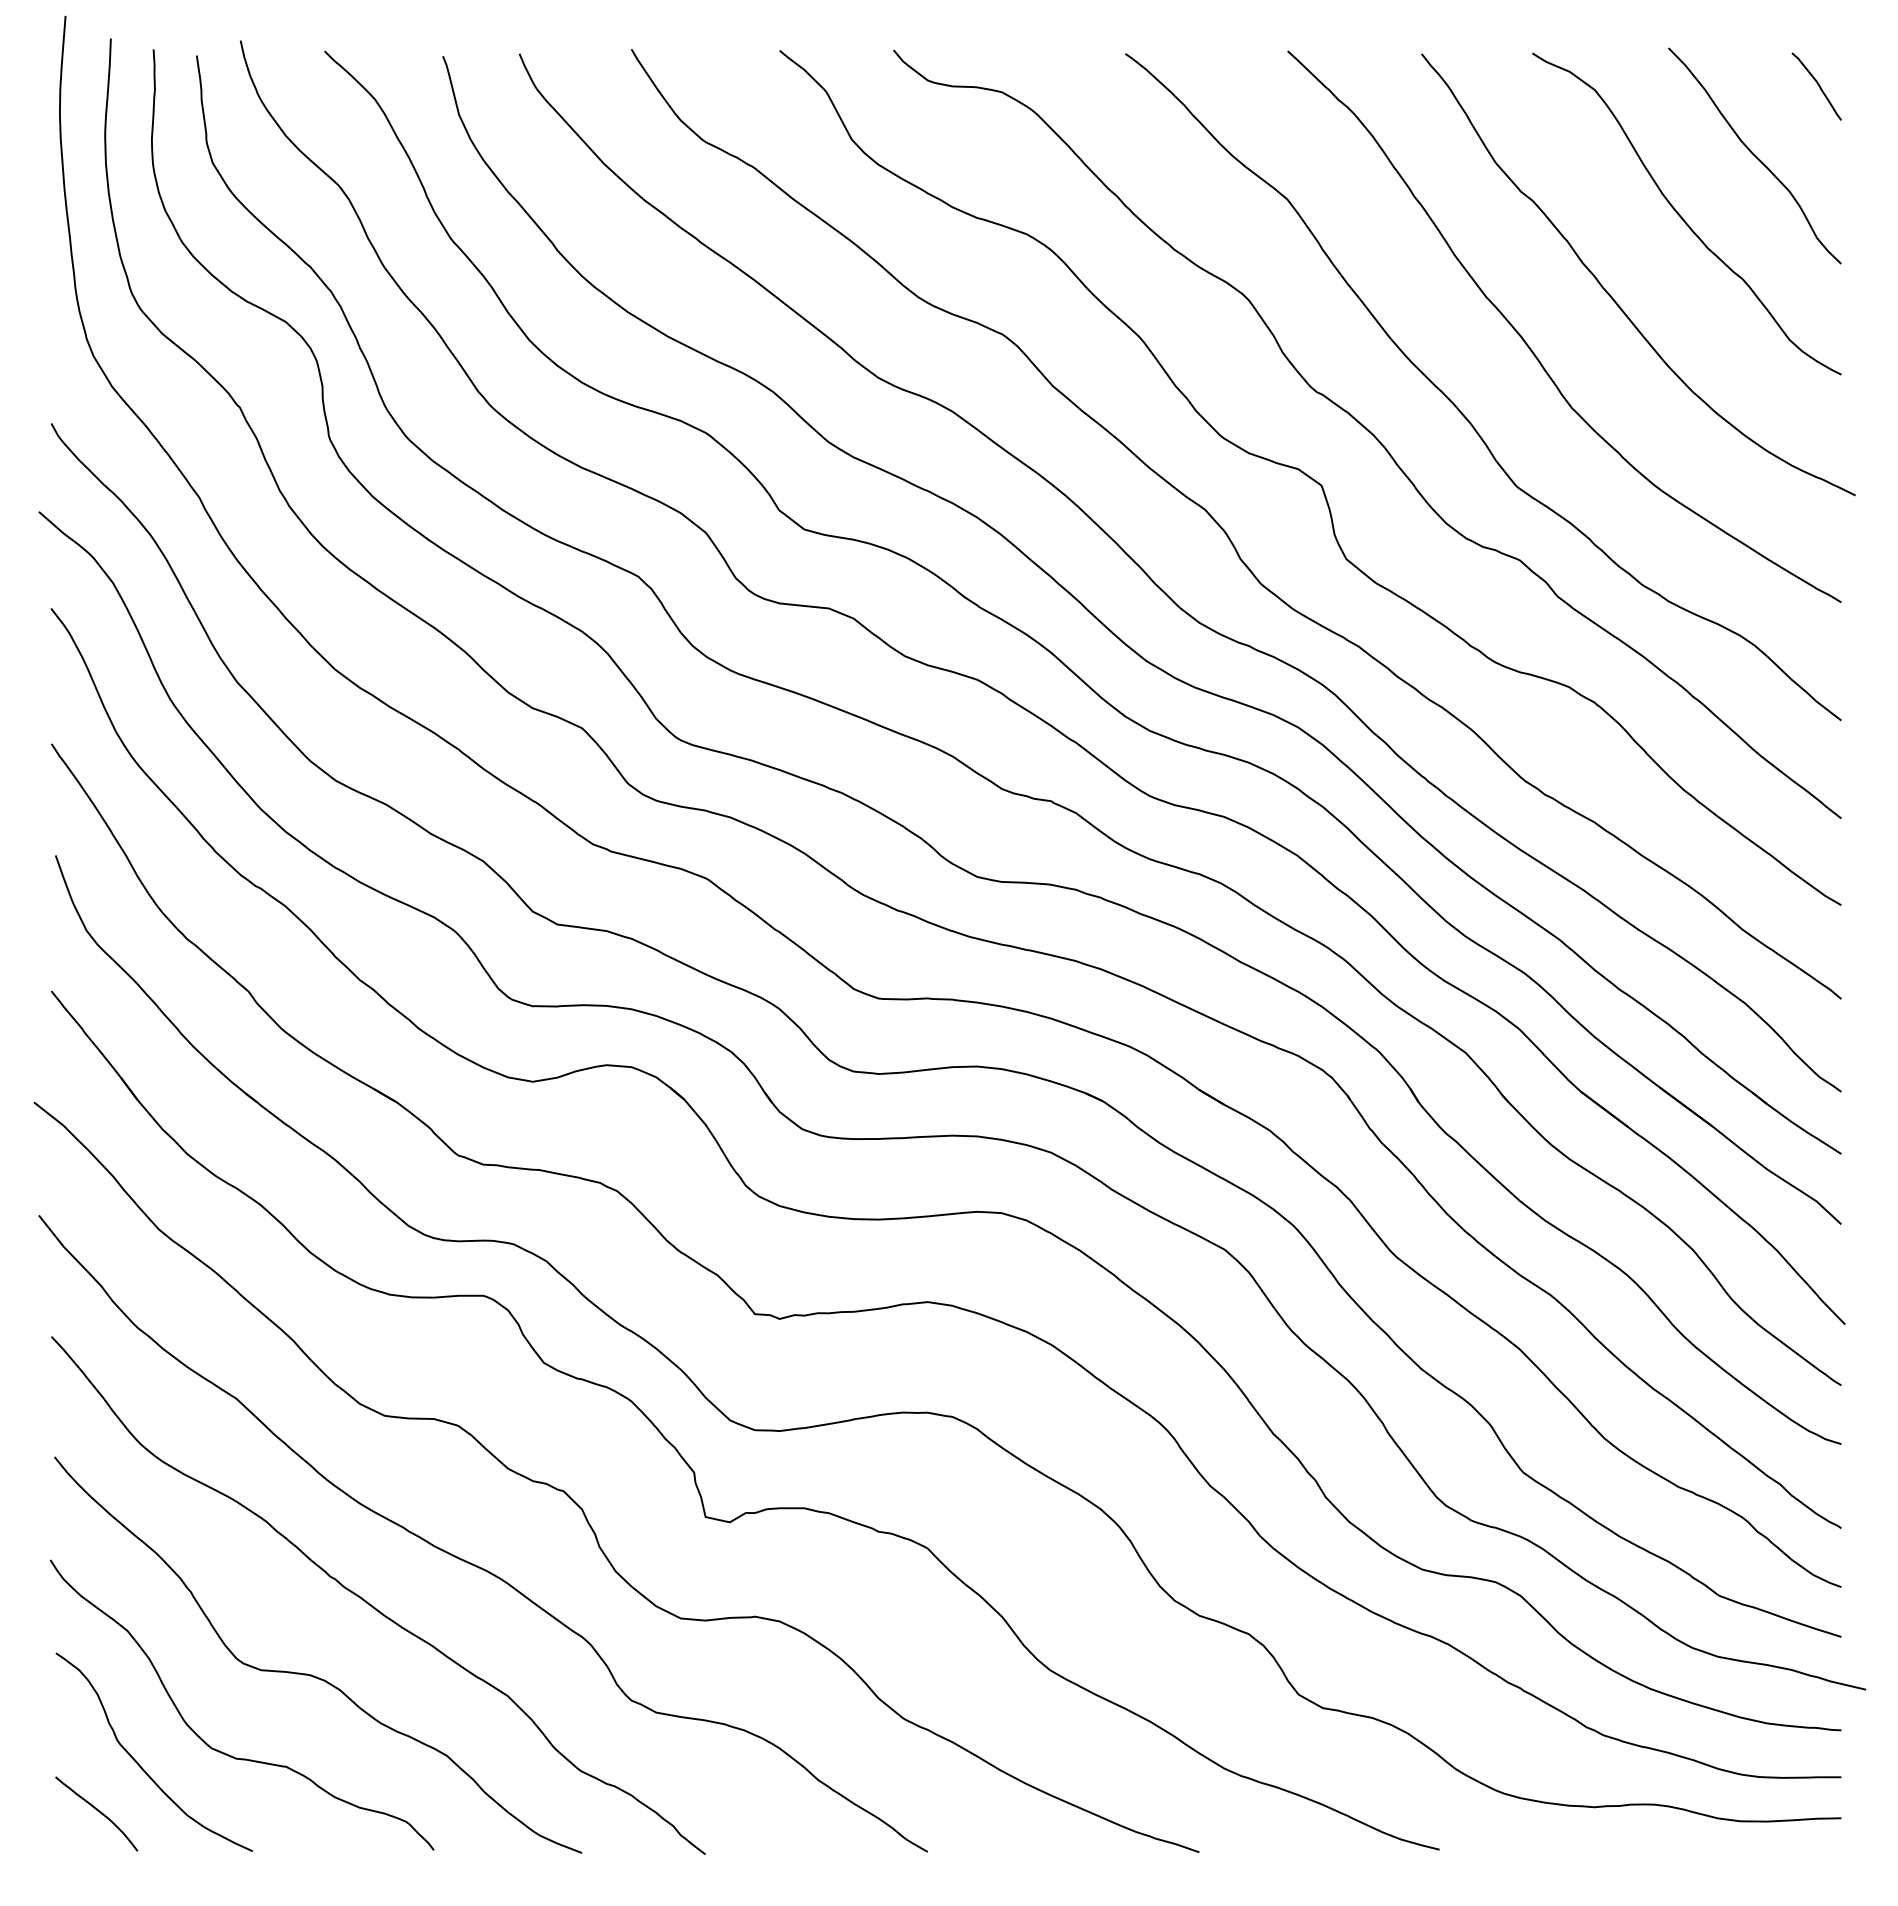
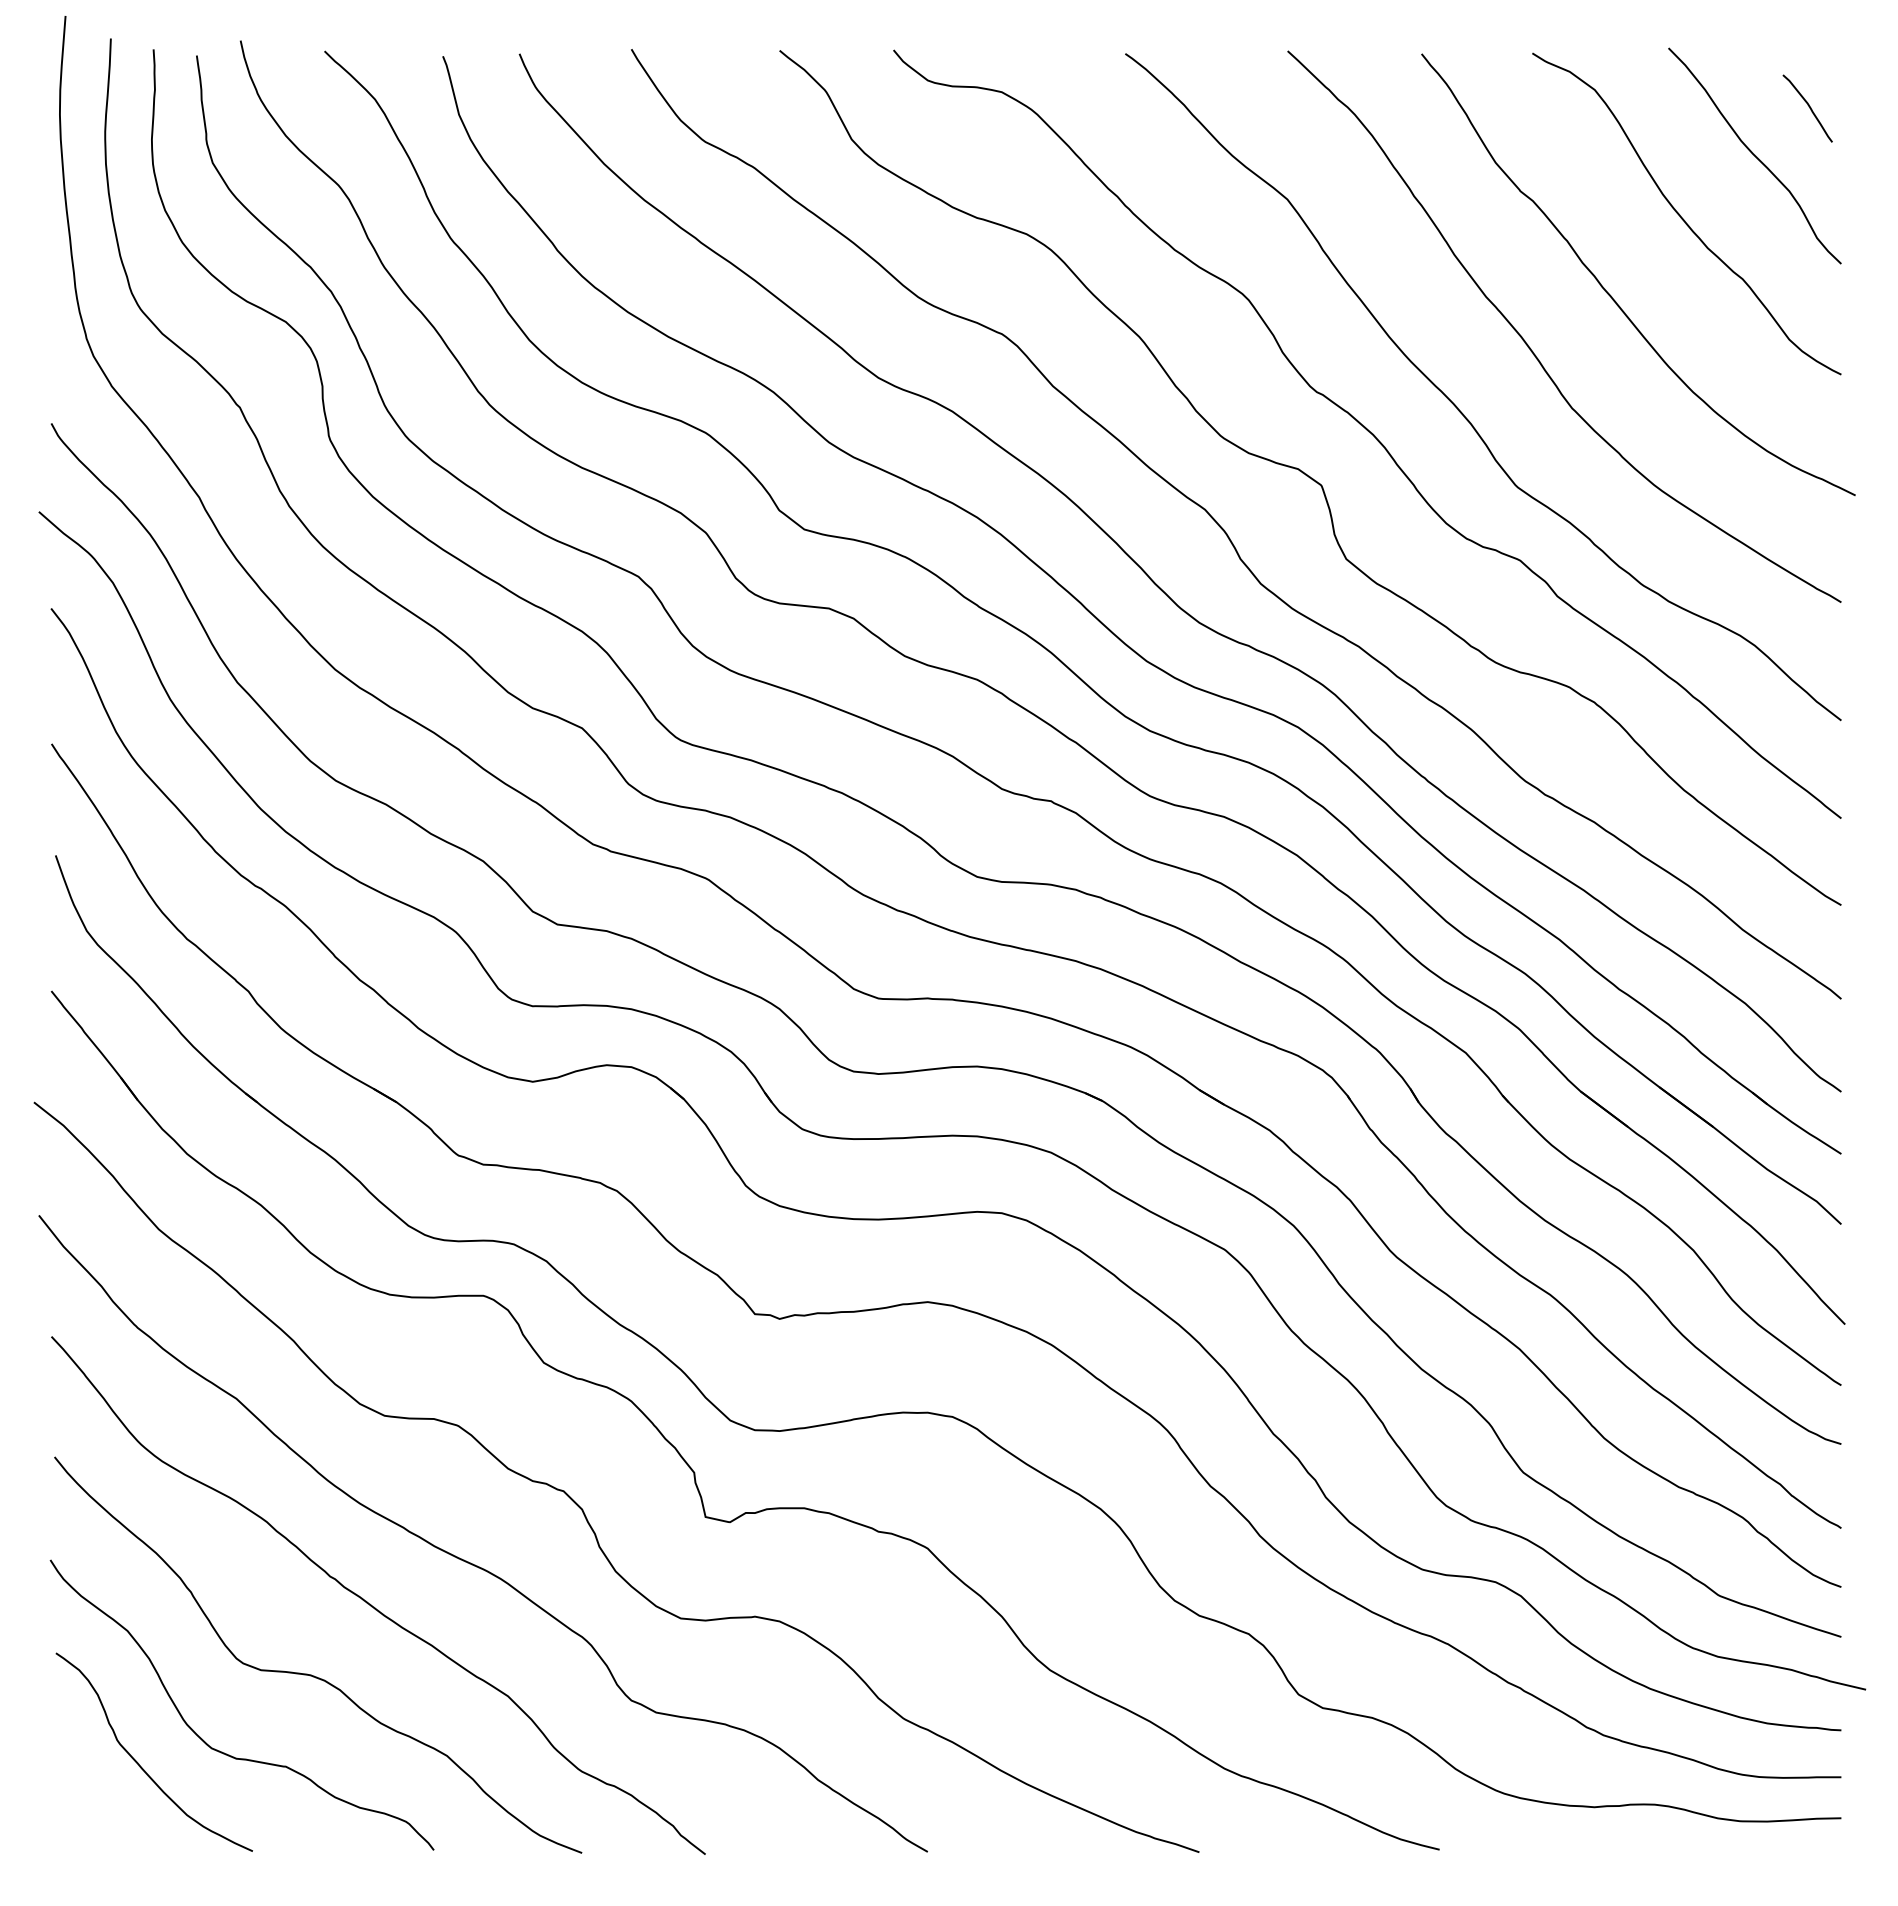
curve position: (1818, 86) -> (1809, 108) (1809, 108)
curve: present -> none (97, 1811)
